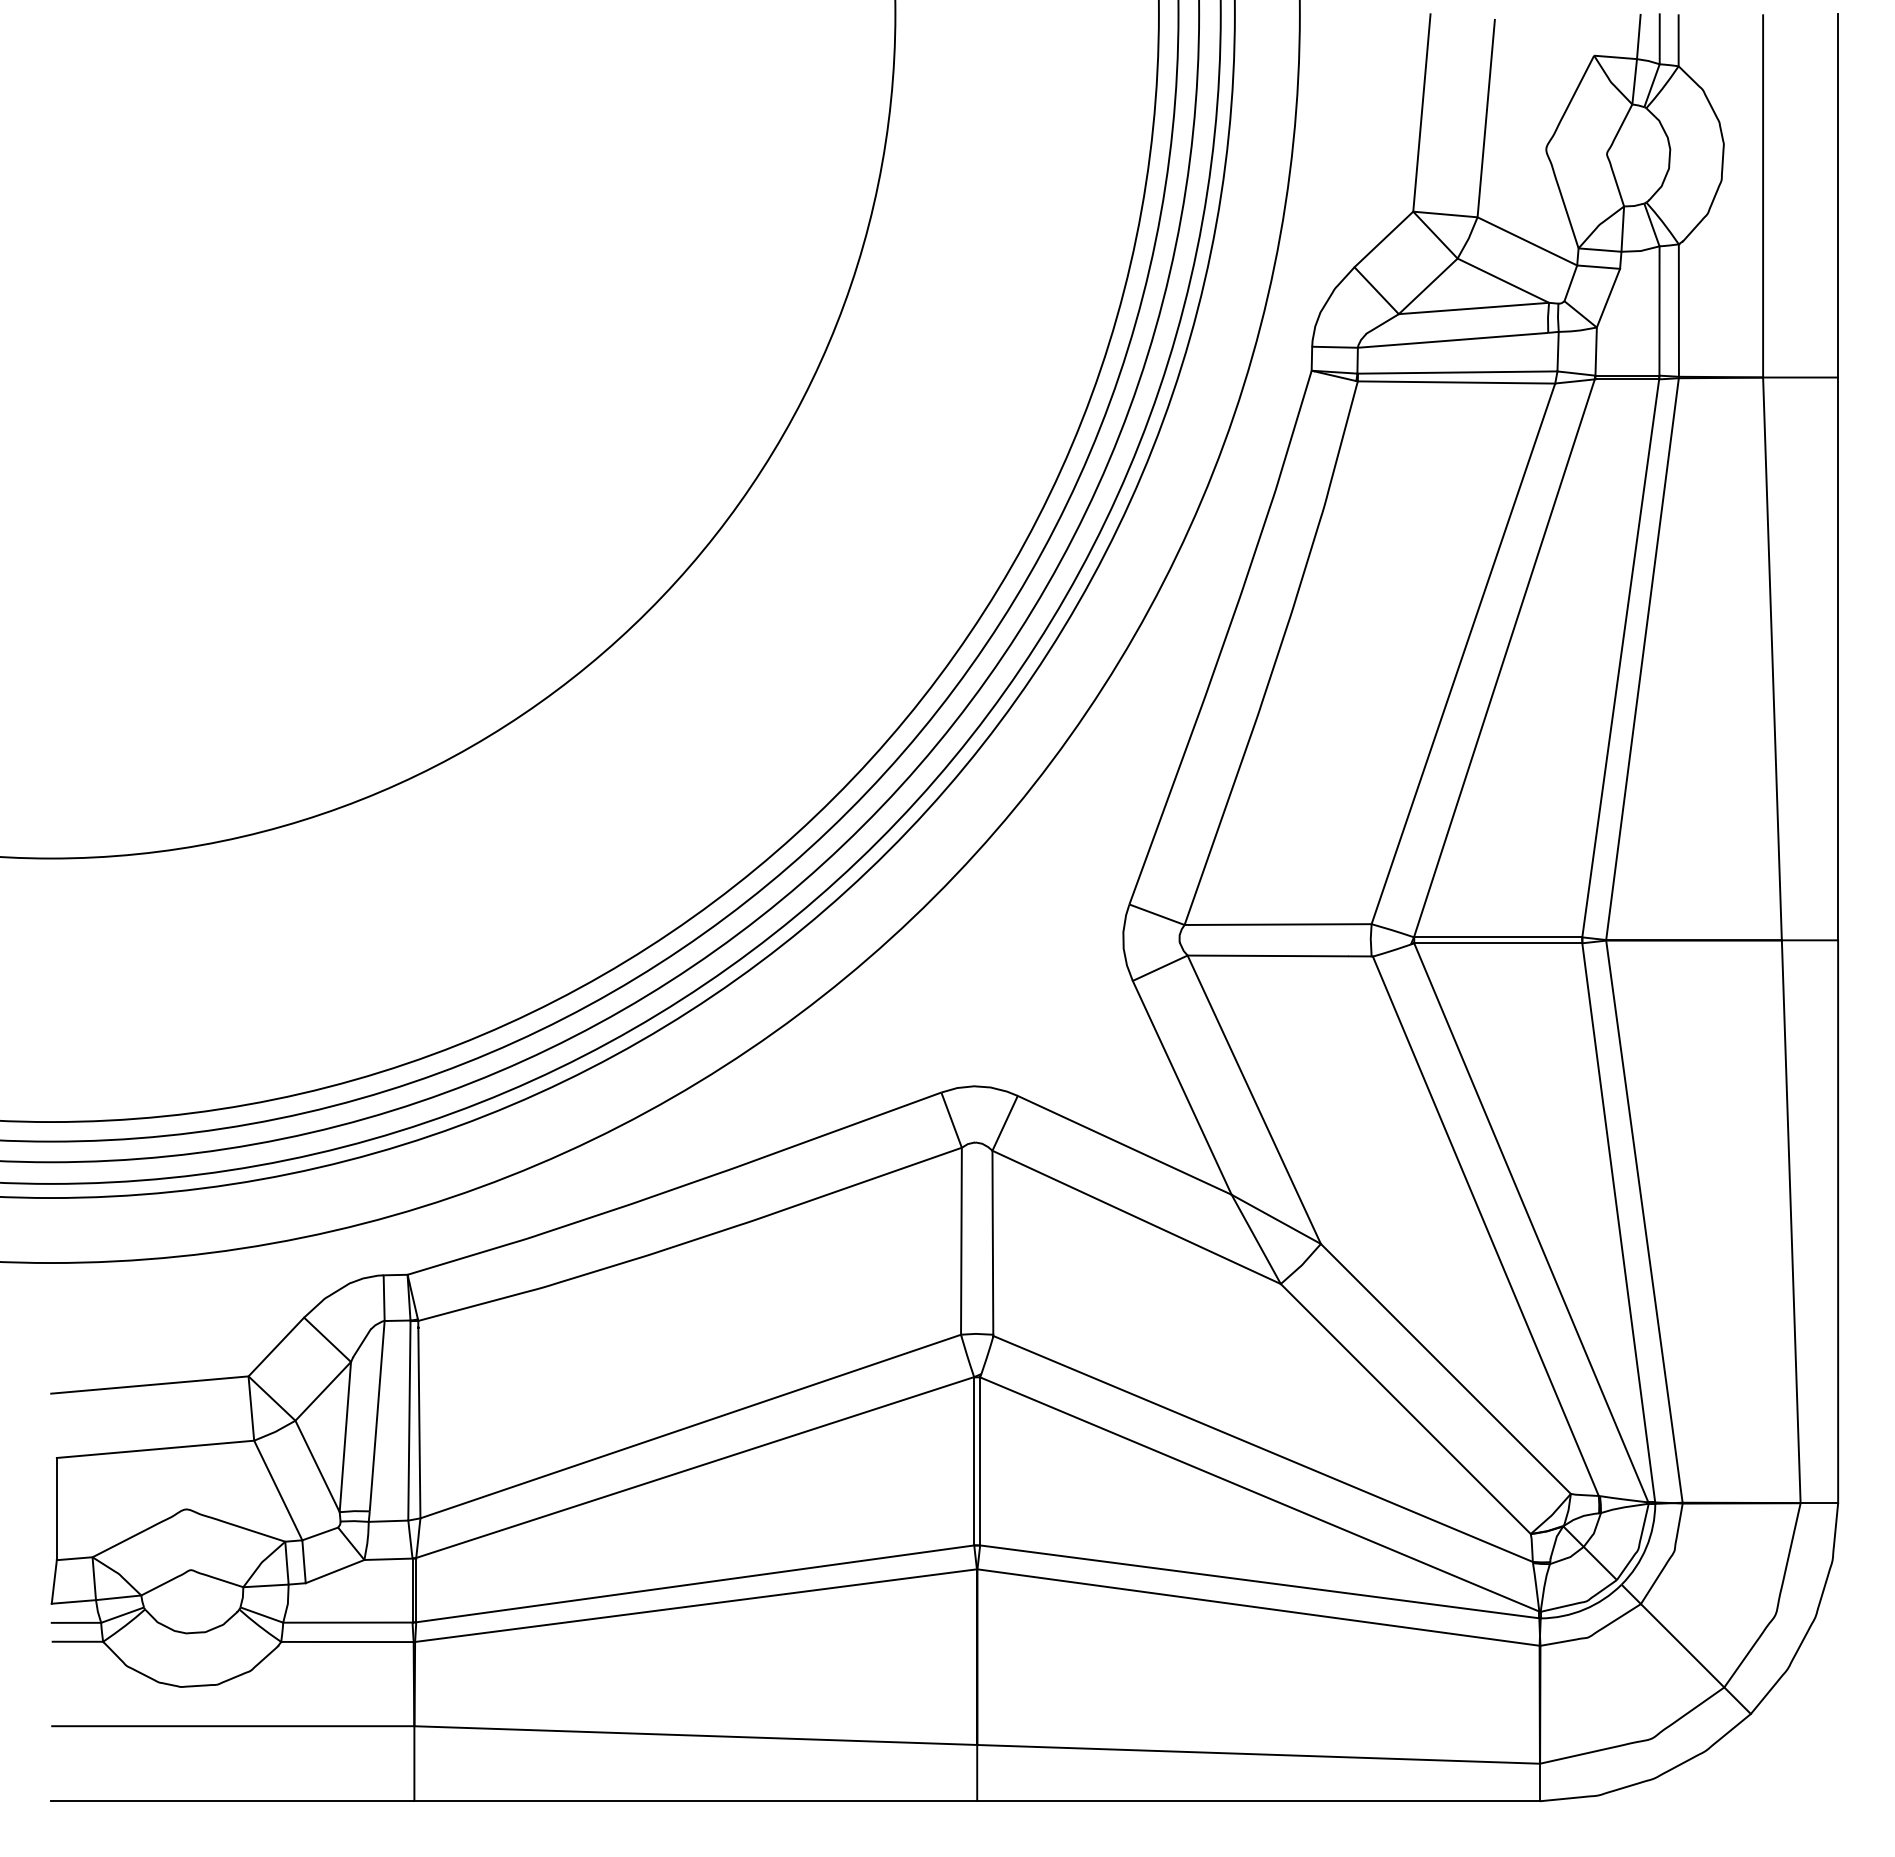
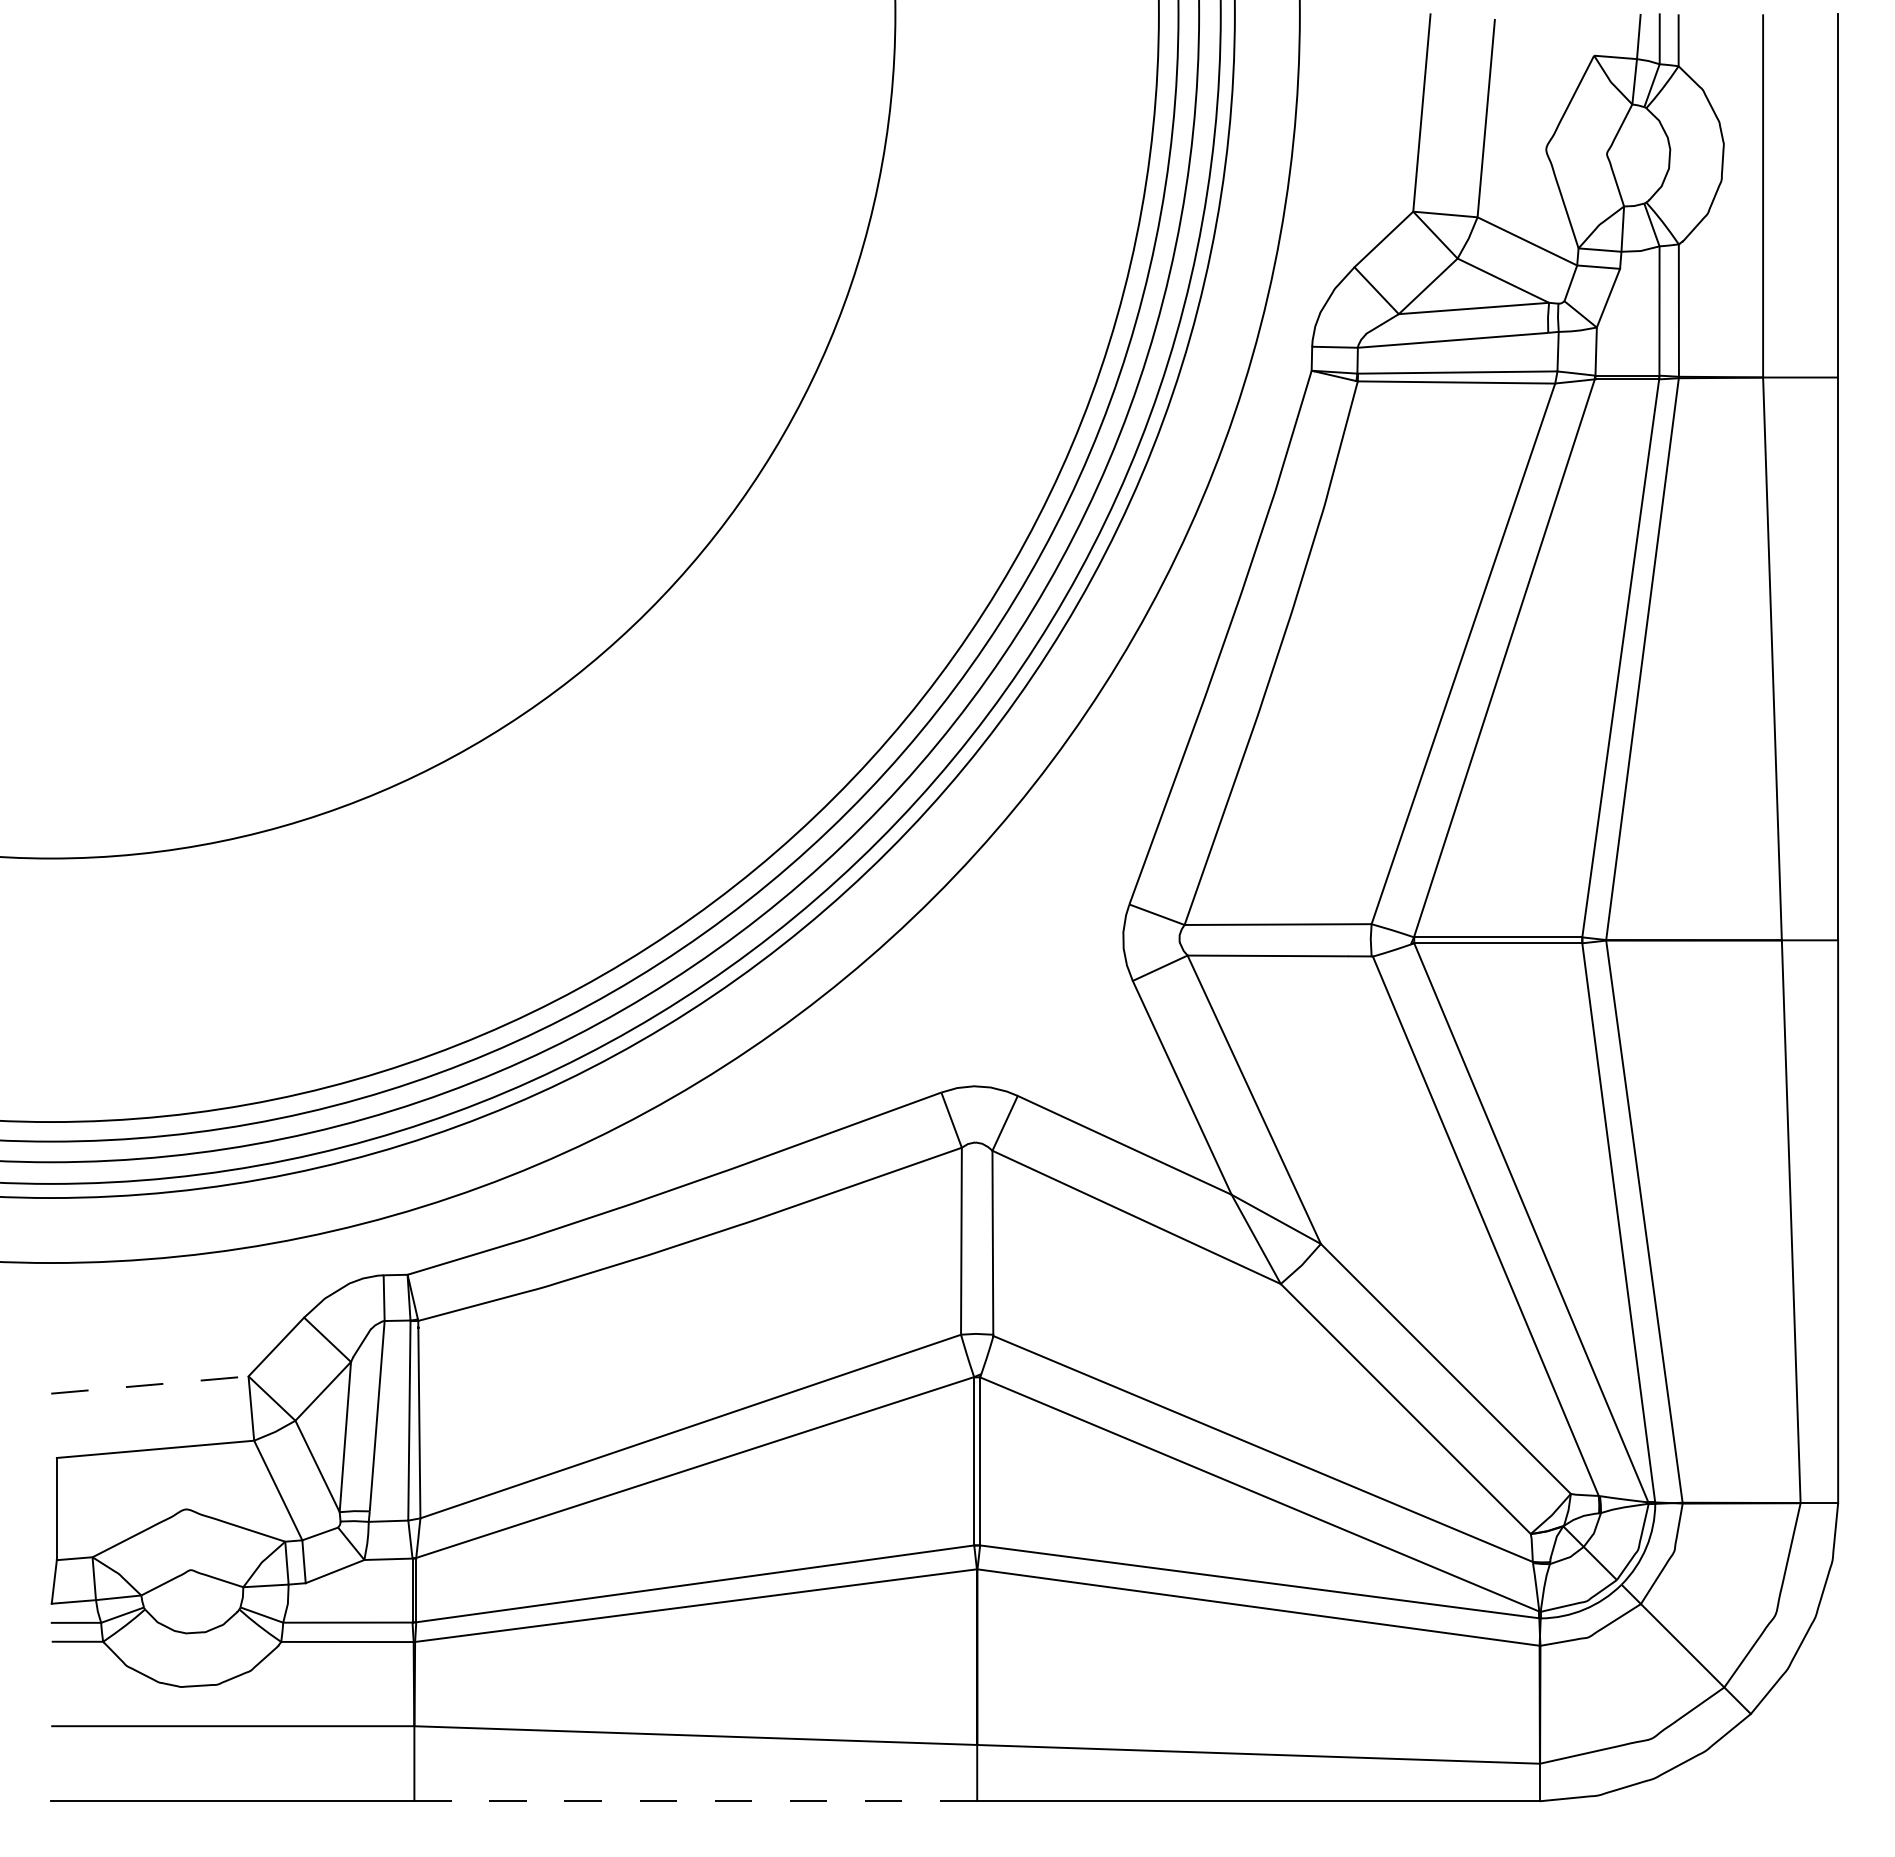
line: solid -> dashed (150, 1384)
line: solid -> dashed (696, 1801)
